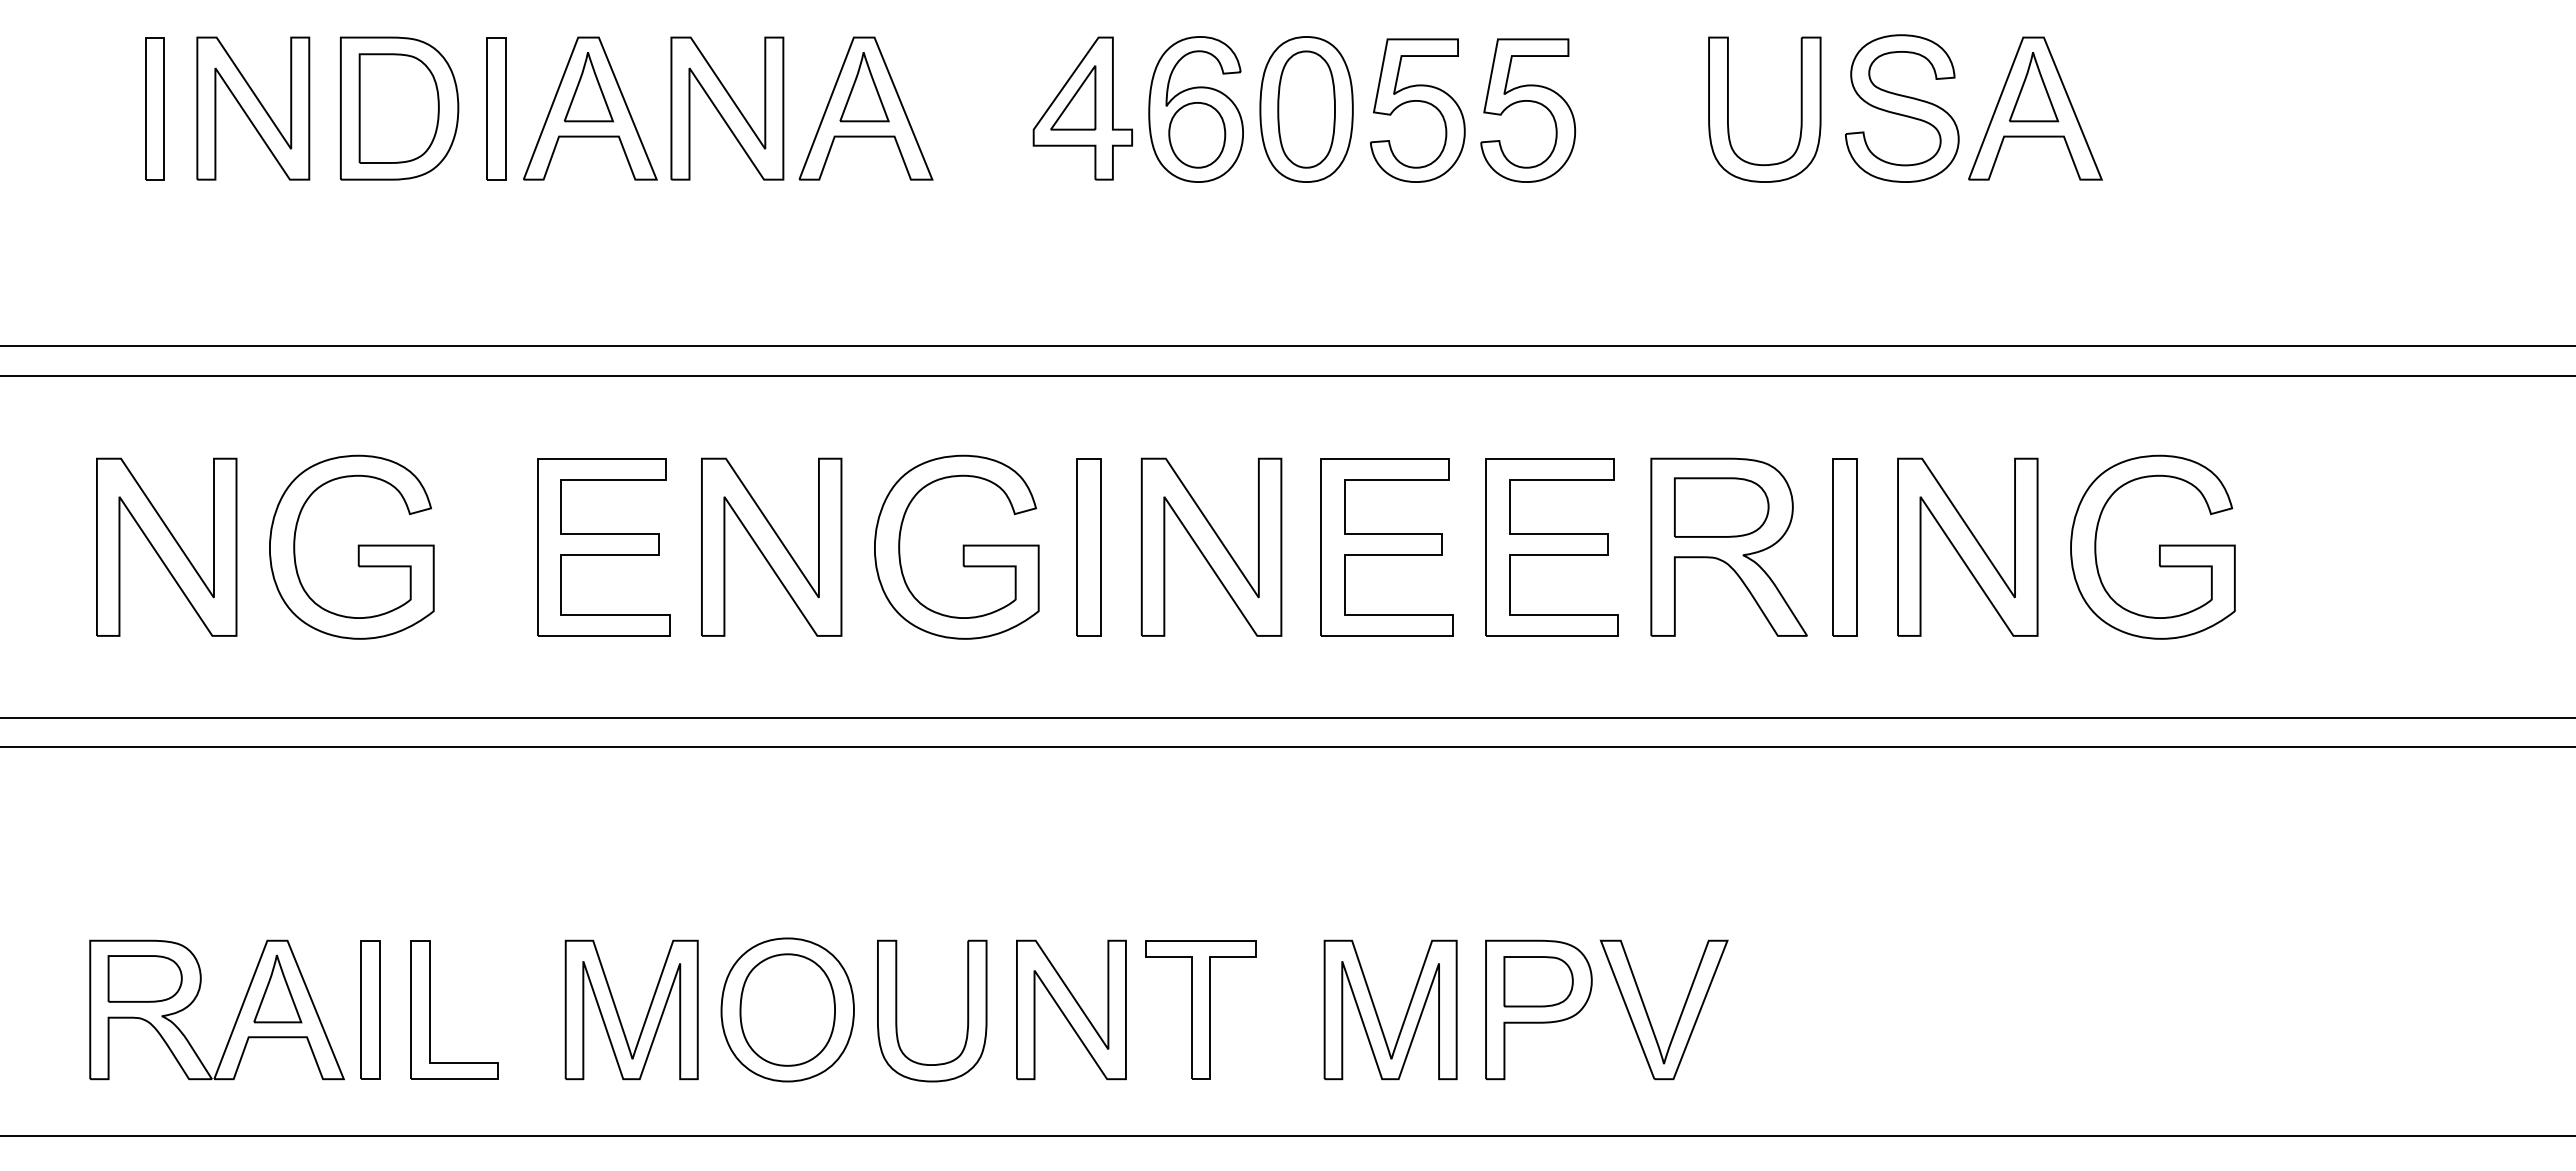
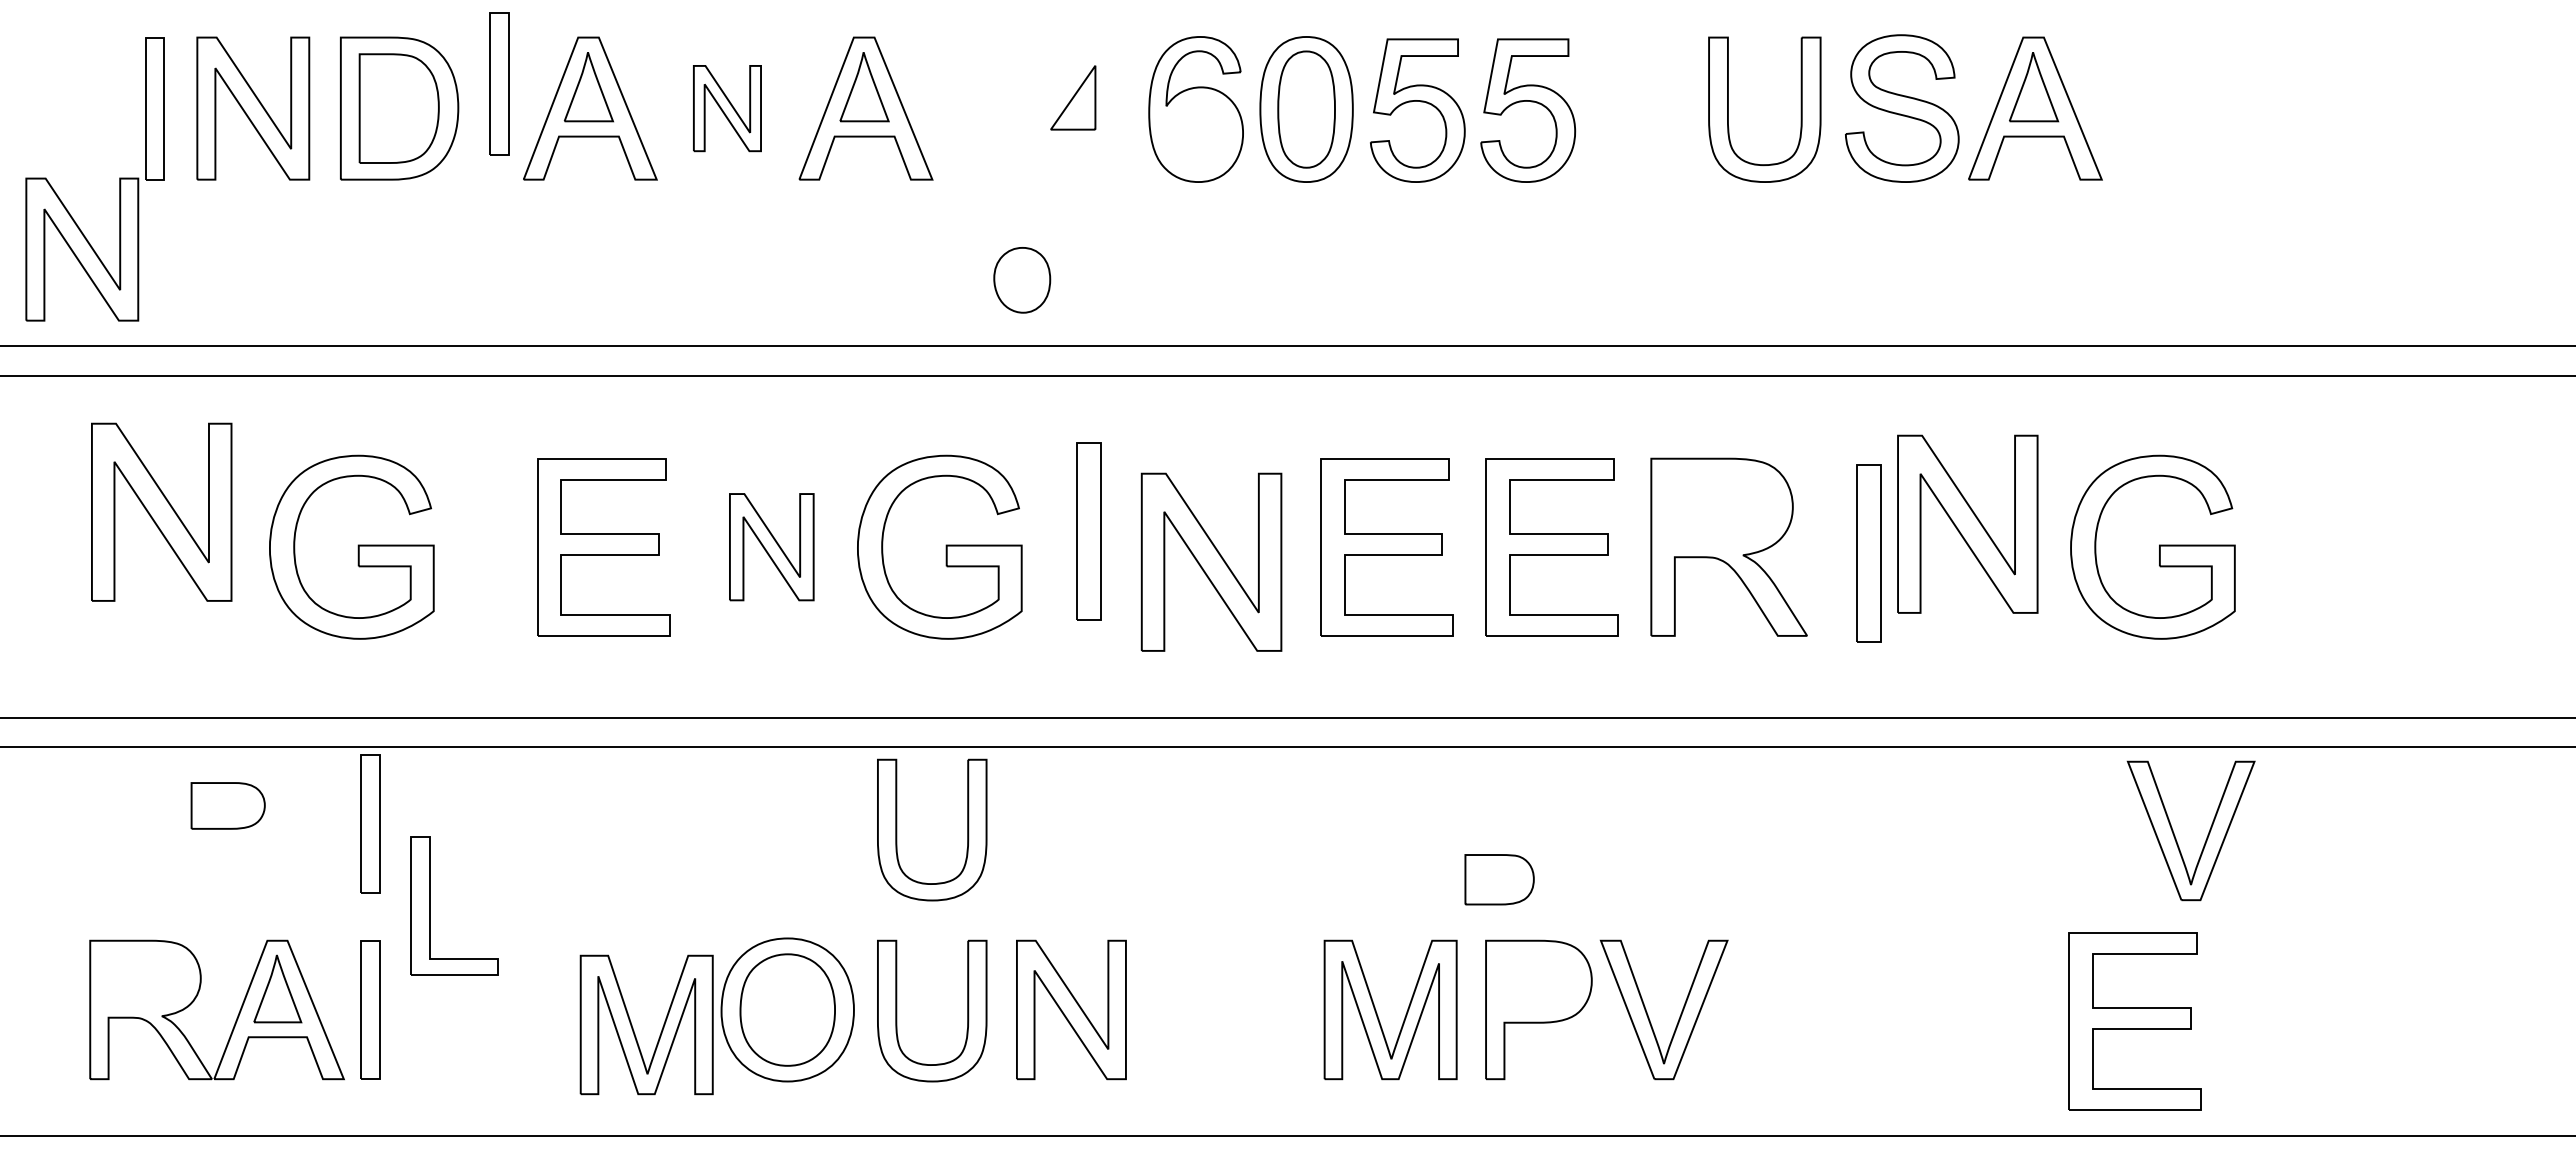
part position: (496, 108) -> (499, 83) (499, 83)
part size: 115x145 px -> 69x88 px (727, 108)
part: present -> none (1082, 108)
part position: (1197, 135) -> (1022, 280) (1022, 280)
part: none -> present (82, 249)
part: present -> none (1721, 507)
part position: (166, 546) -> (161, 511) (161, 511)
part size: 142x180 px -> 86x109 px (771, 547)
part position: (956, 546) -> (939, 546) (939, 546)
part position: (1211, 546) -> (1211, 561) (1211, 561)
part position: (1967, 546) -> (1967, 523) (1967, 523)
part position: (1088, 547) -> (1088, 531) (1088, 531)
part position: (1844, 547) -> (1868, 553) (1868, 553)
part: none -> present (370, 823)
part: none -> present (897, 829)
part: none -> present (2175, 835)
part position: (144, 978) -> (227, 805) (227, 805)
part position: (1538, 981) -> (1499, 879) (1499, 879)
part position: (430, 1009) -> (430, 905) (430, 905)
part: present -> none (1200, 1009)
part position: (618, 1012) -> (633, 1027) (633, 1027)
part: none -> present (2134, 1021)
